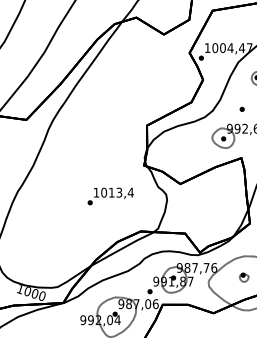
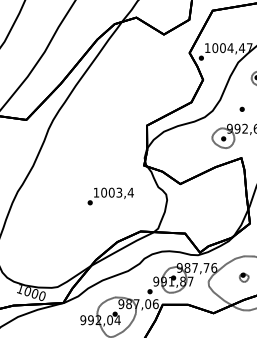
text: 1013,4 -> 1003,4 (111, 192)
